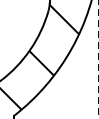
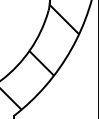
line: dashed -> solid (98, 60)
